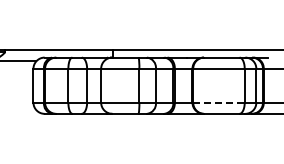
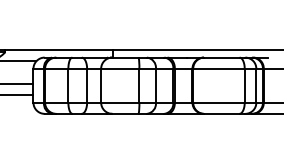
line: none -> present (17, 83)
line: none -> present (17, 95)
line: dashed -> solid (218, 102)
